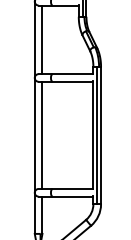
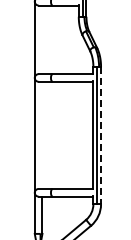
line: present -> none (42, 39)
line: present -> none (42, 134)
line: solid -> dashed (101, 135)
